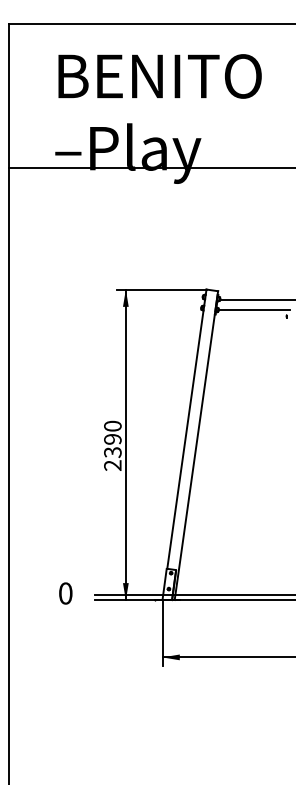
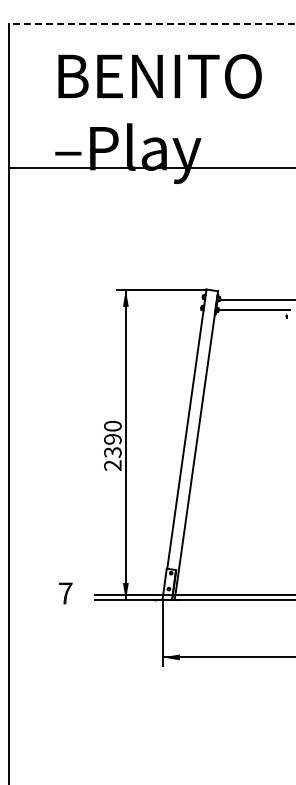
line: solid -> dashed (151, 23)
text: 0 -> 7 (65, 593)
